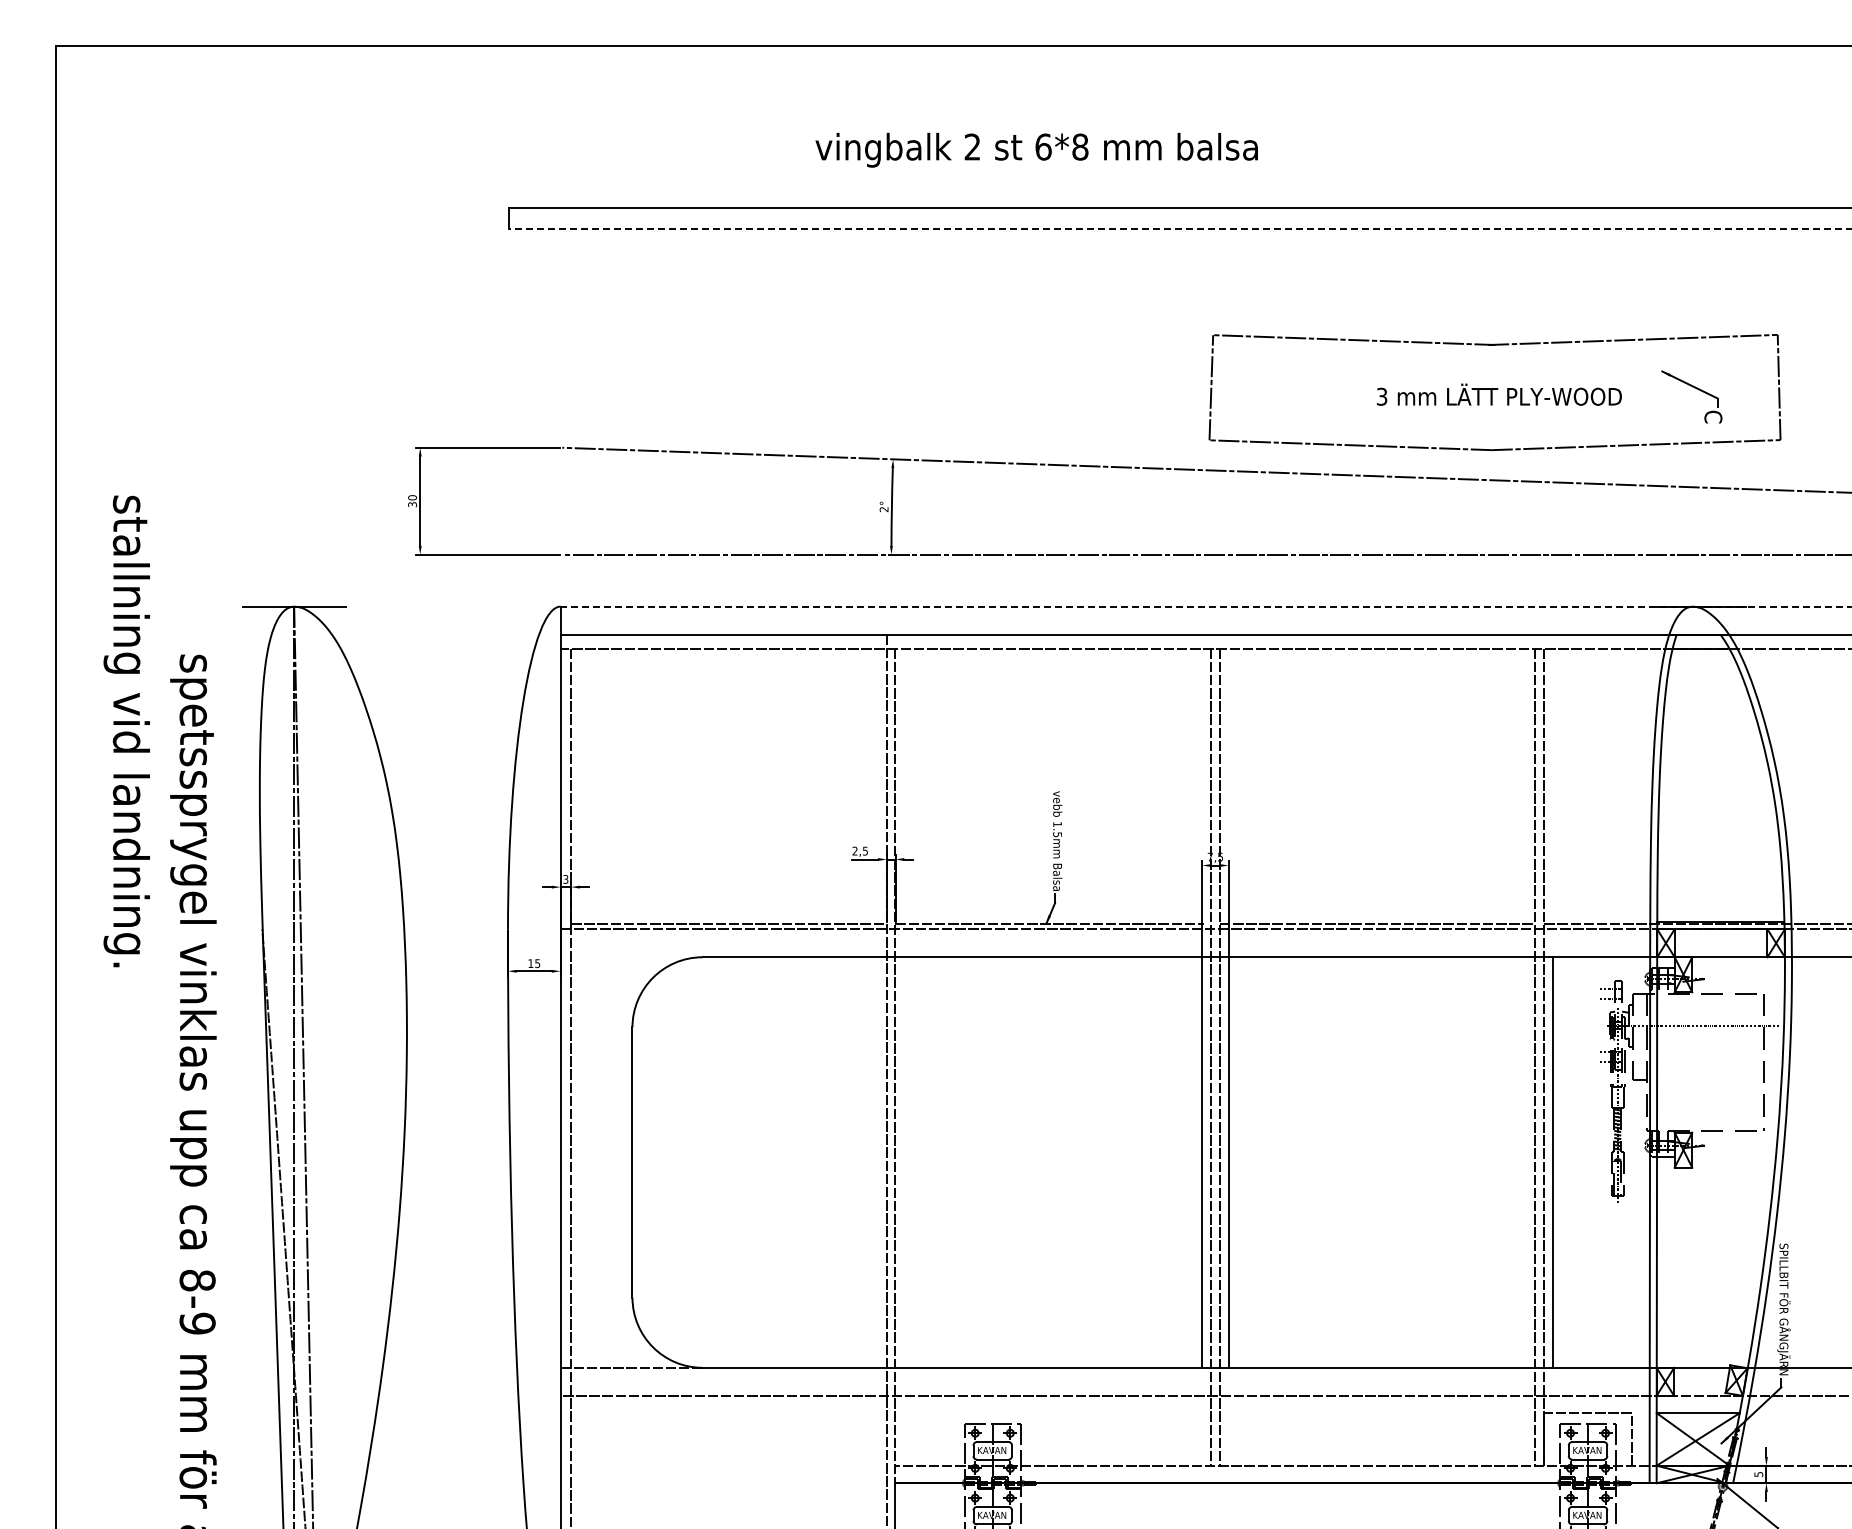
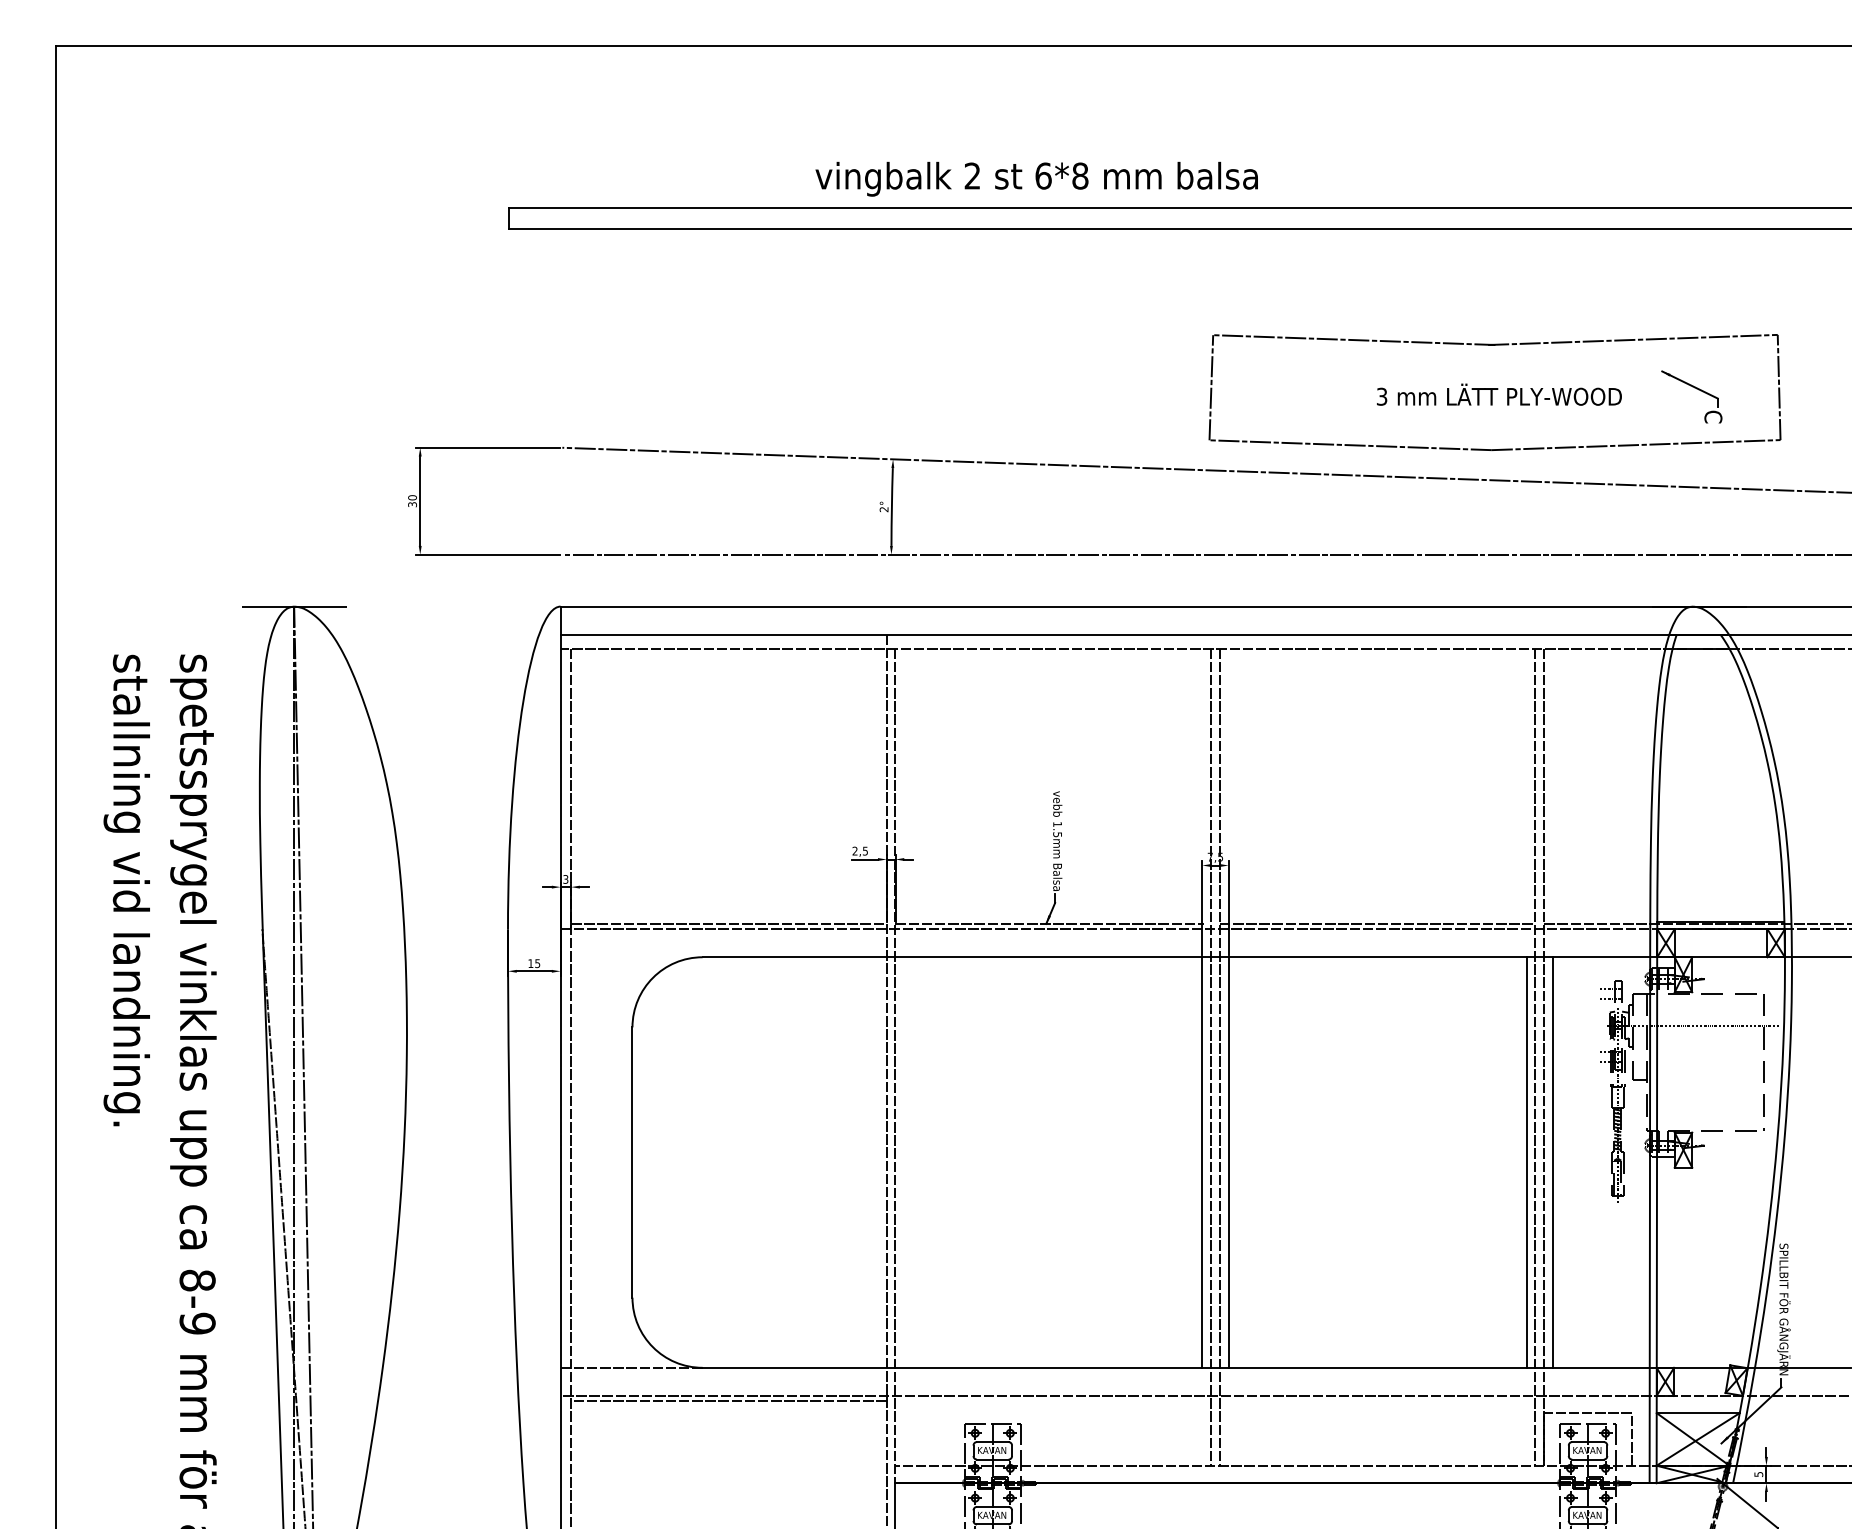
text position: (1036, 149) -> (1036, 178) (1036, 178)
line: dashed -> solid (1180, 228)
line: dashed -> solid (1205, 606)
text position: (126, 731) -> (126, 890) (126, 890)
line: none -> present (1526, 1162)
line: none -> present (728, 1401)
